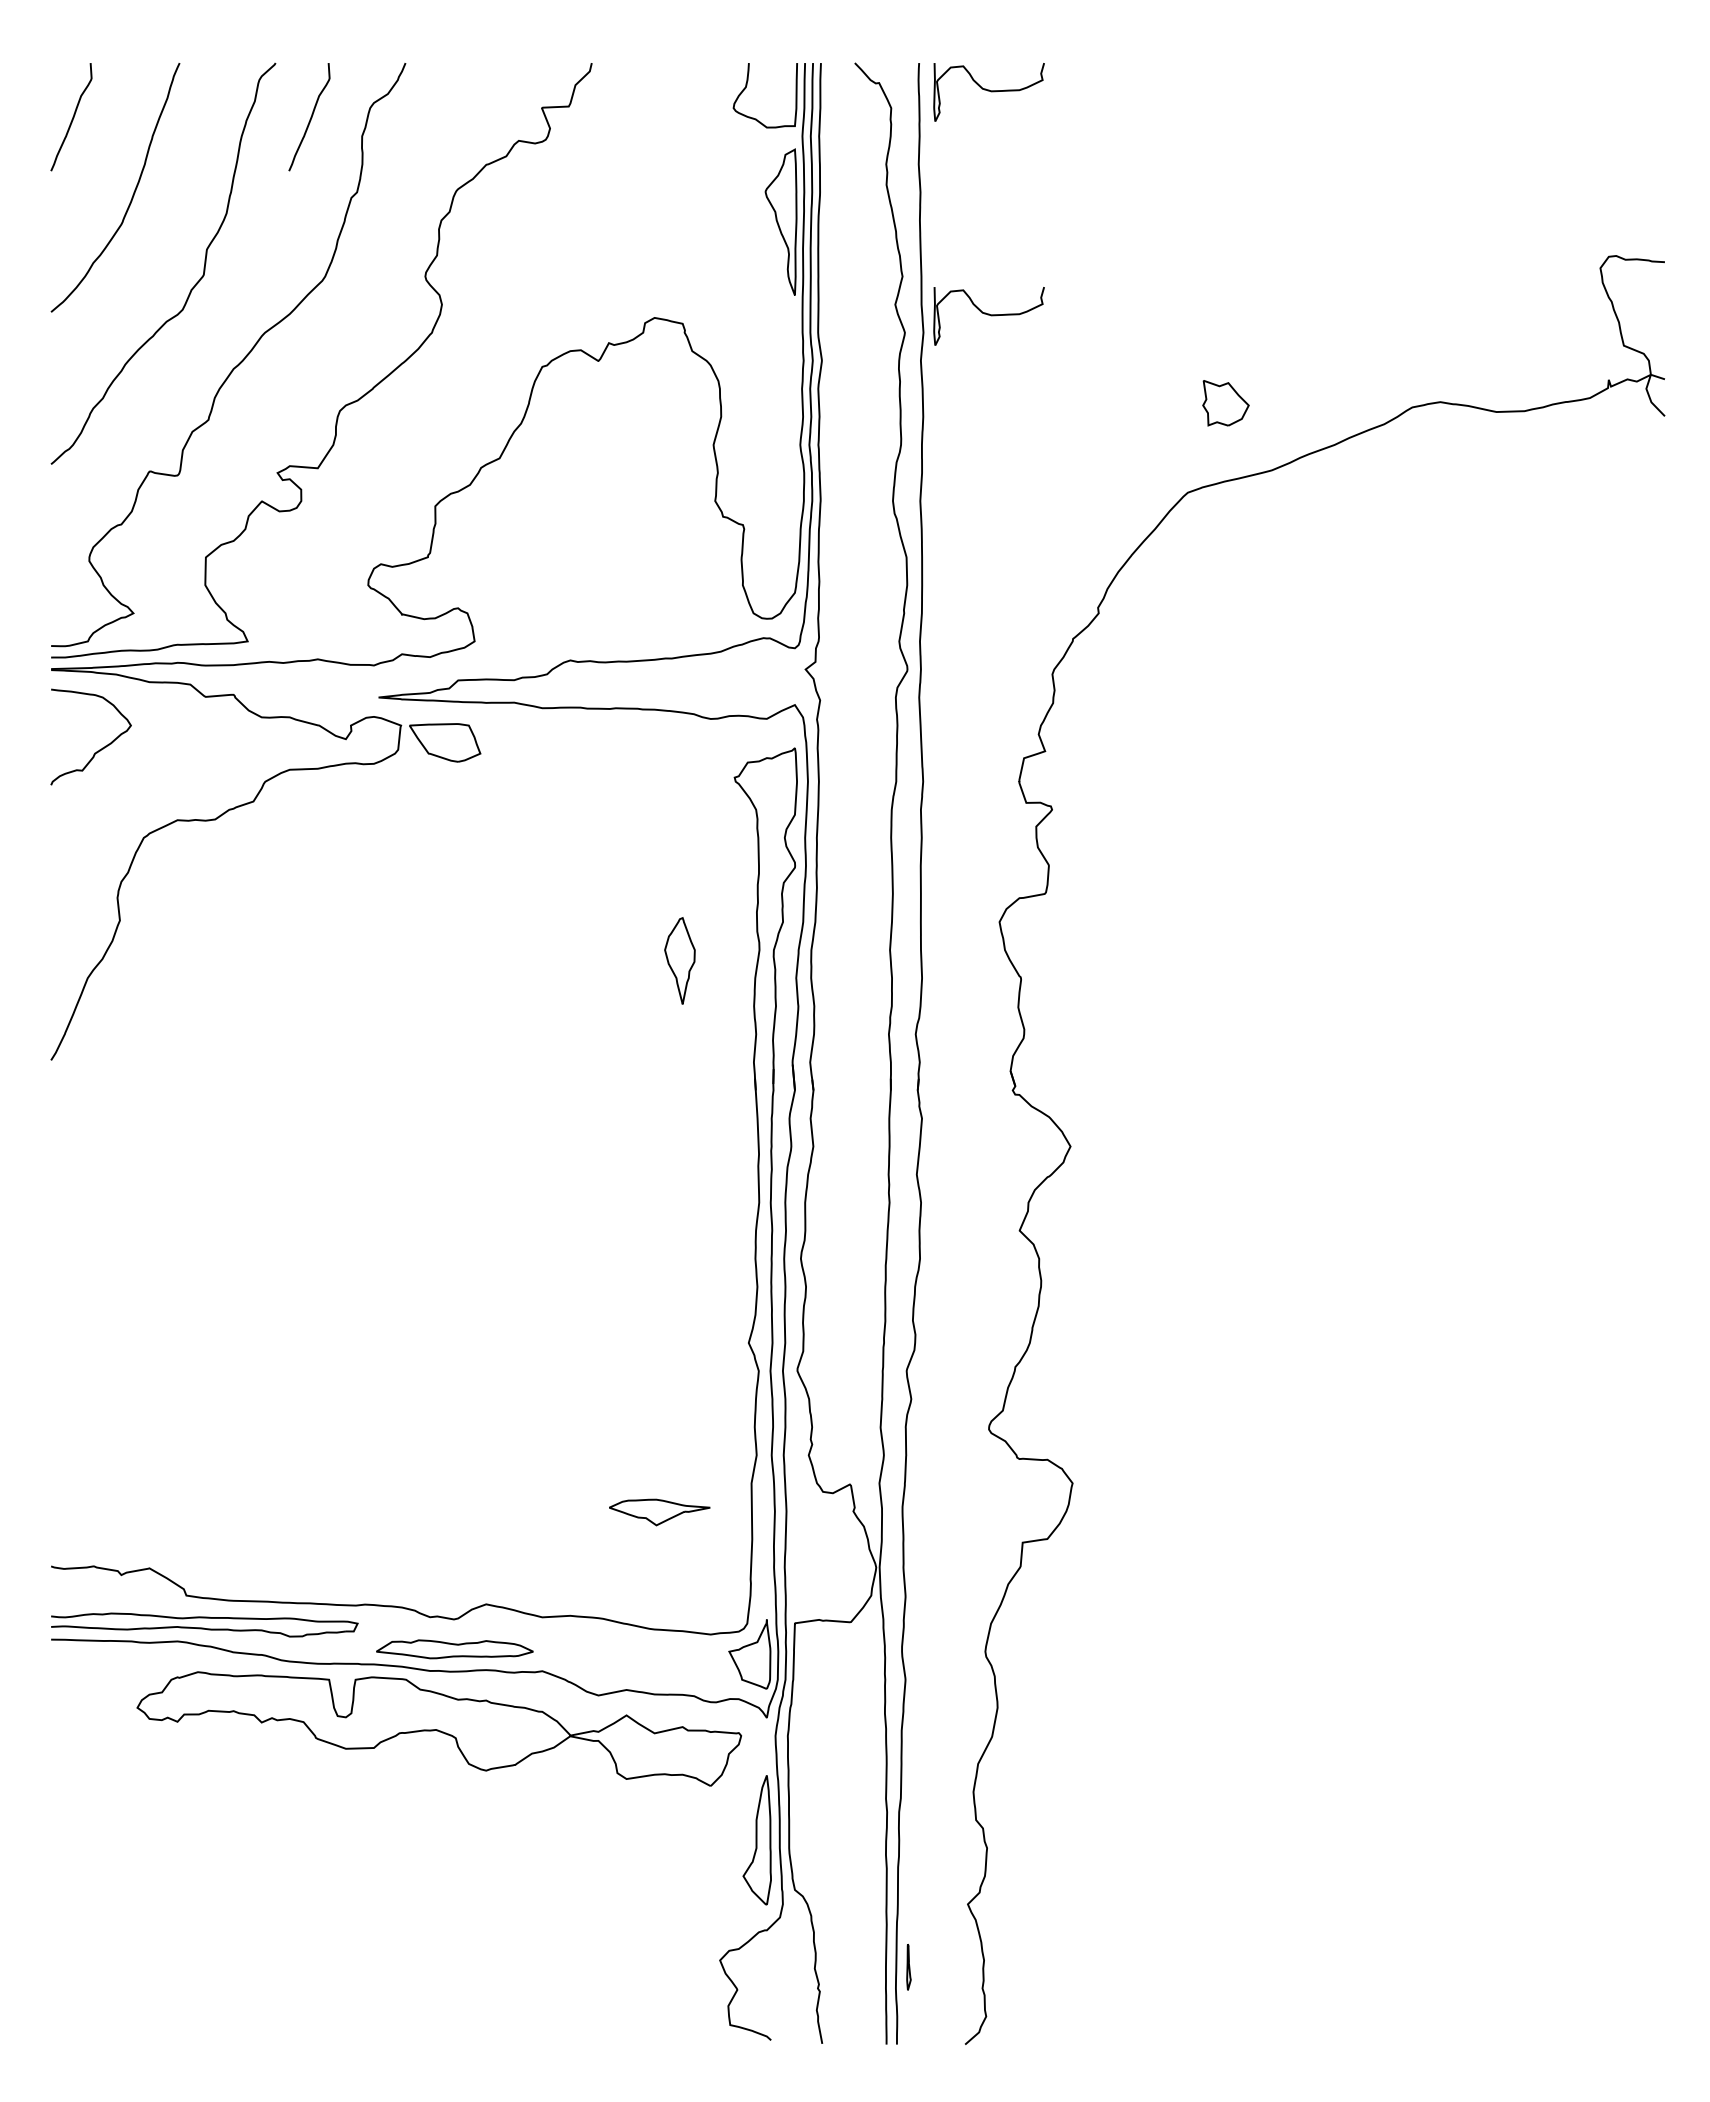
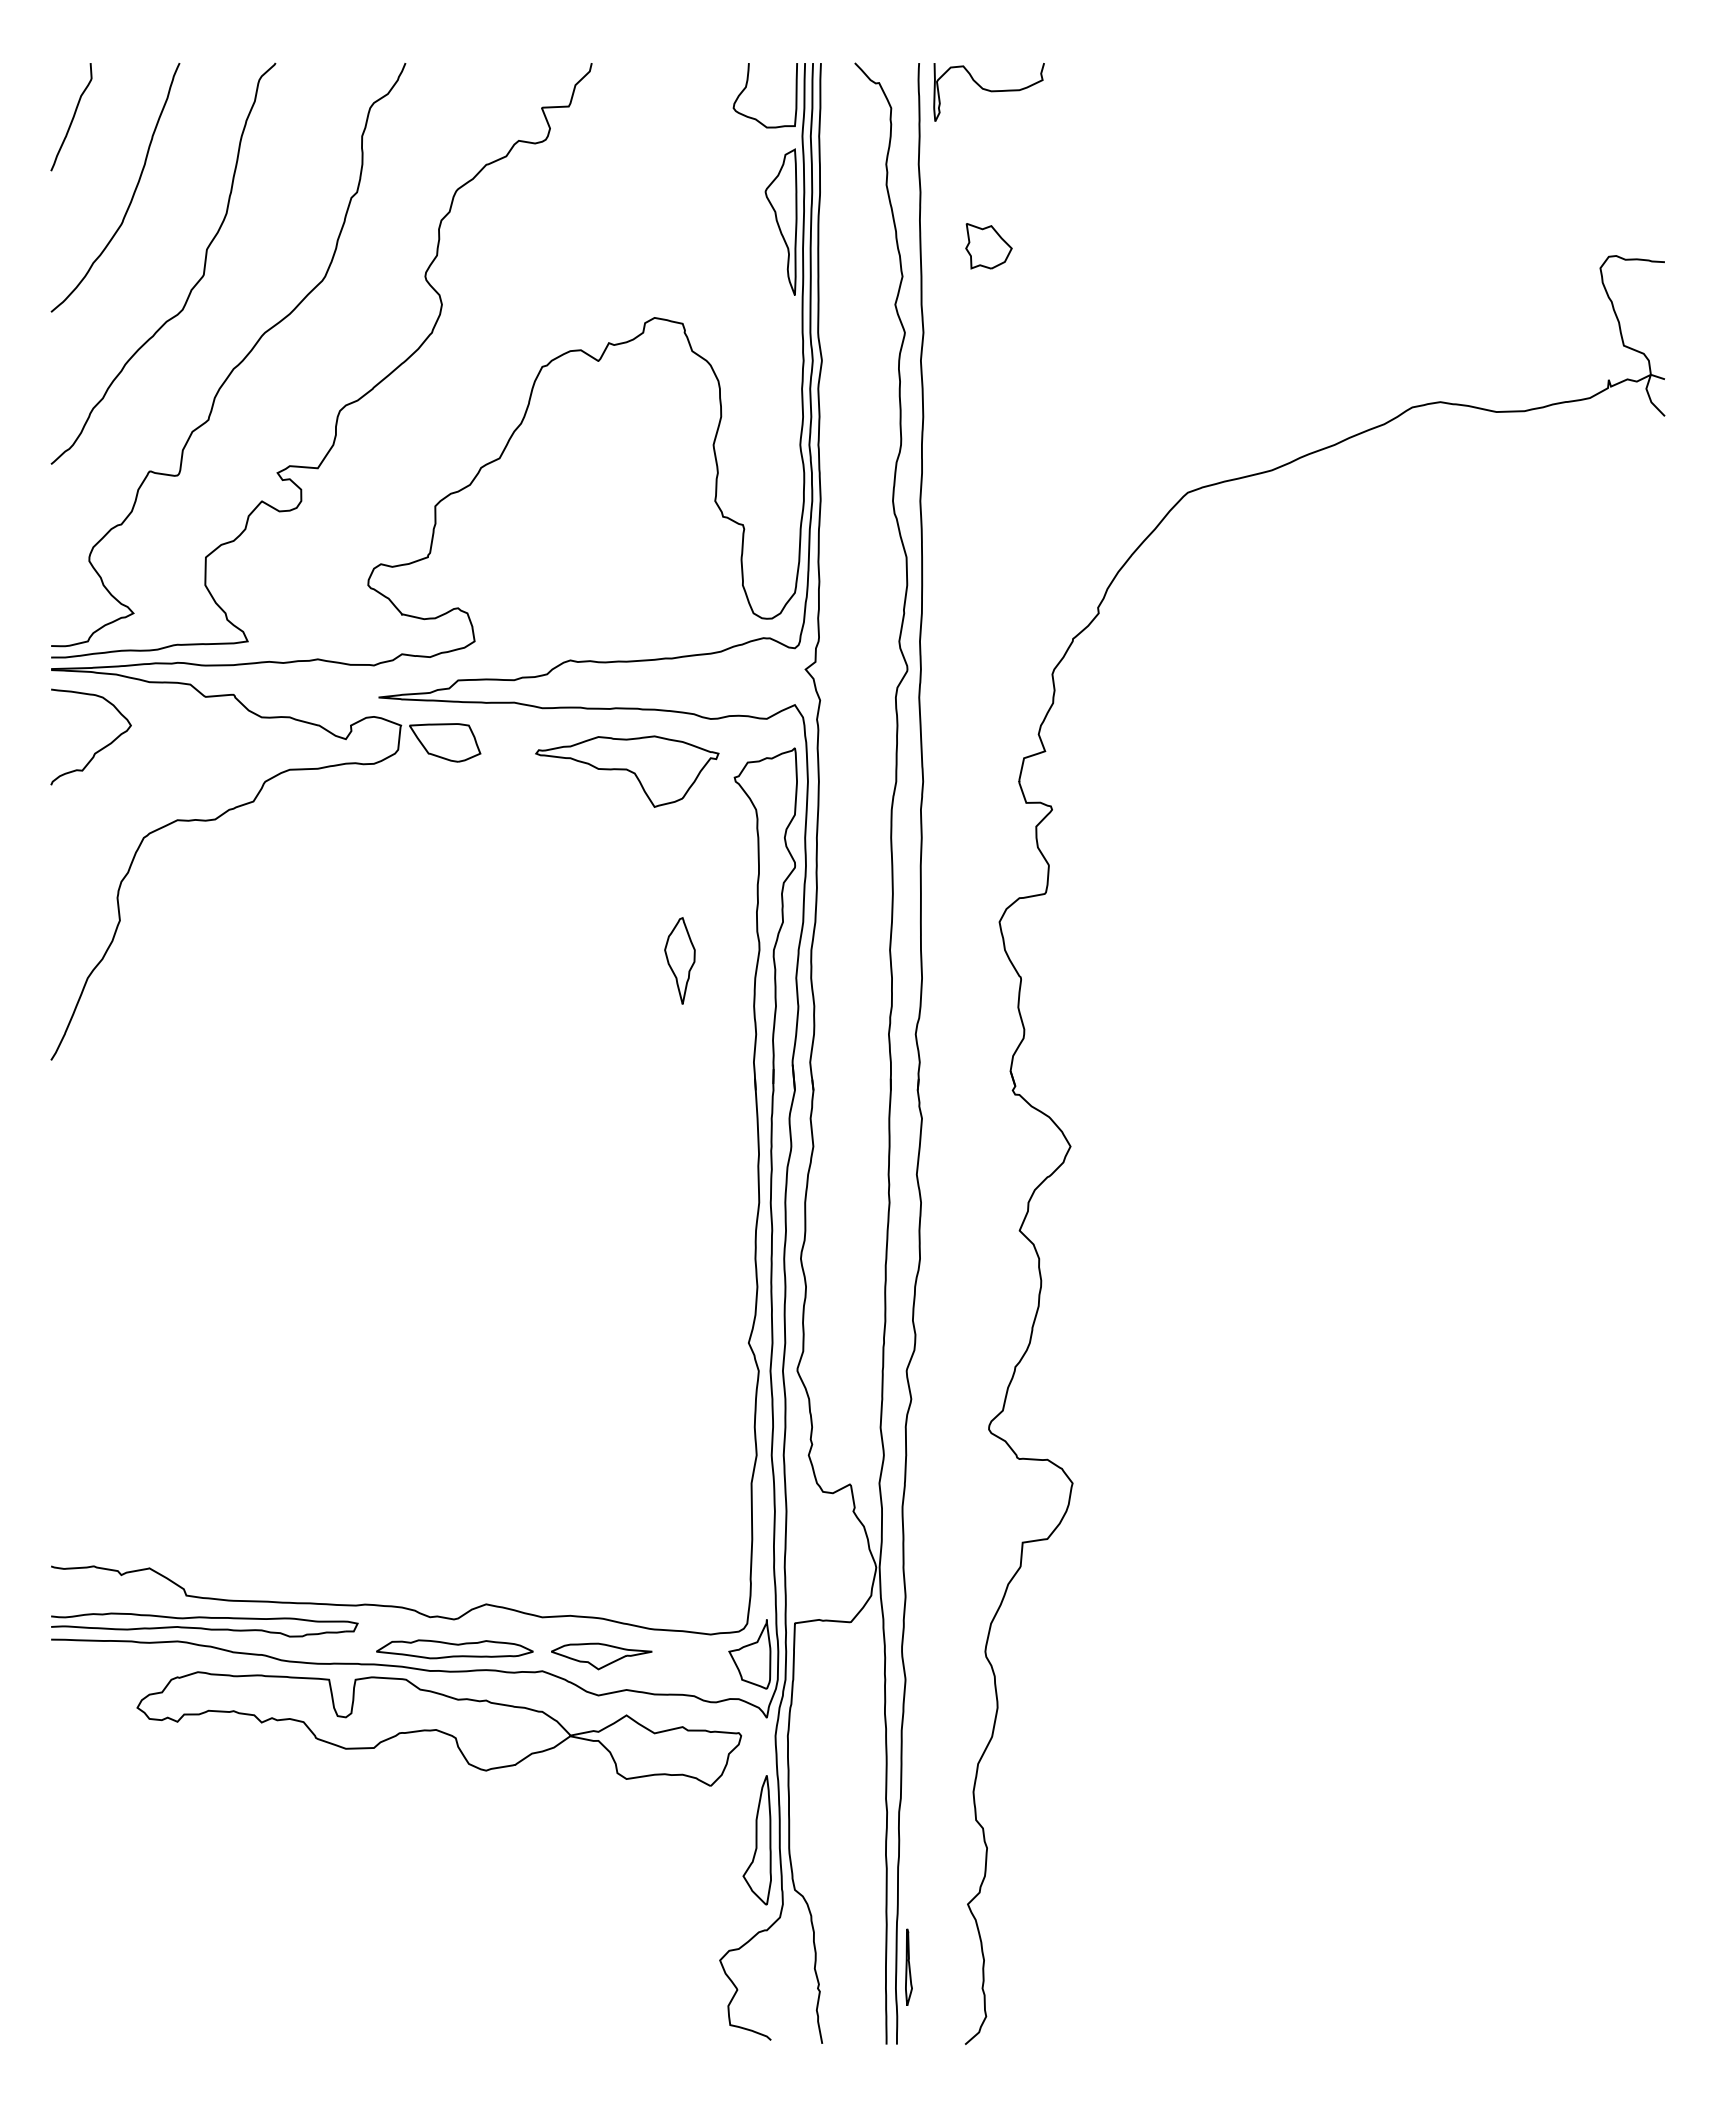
curve: present -> none (310, 117)
curve: present -> none (988, 315)
part position: (1225, 403) -> (988, 246) (988, 246)
part: none -> present (627, 771)
part position: (659, 1512) -> (601, 1656) (601, 1656)
part size: 6x47 px -> 8x78 px (908, 1966)
